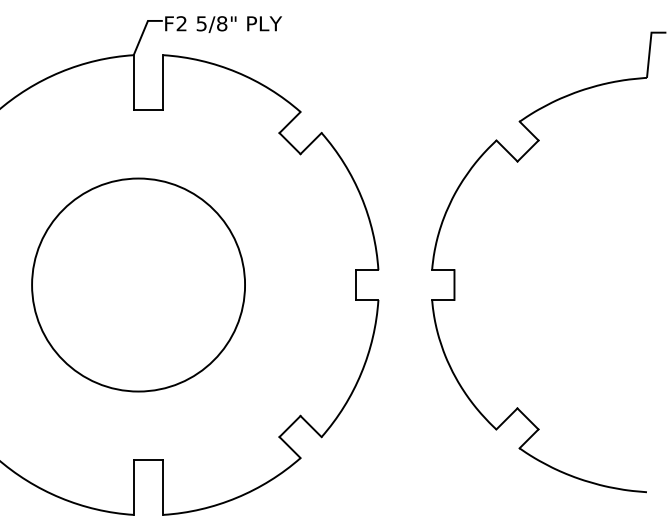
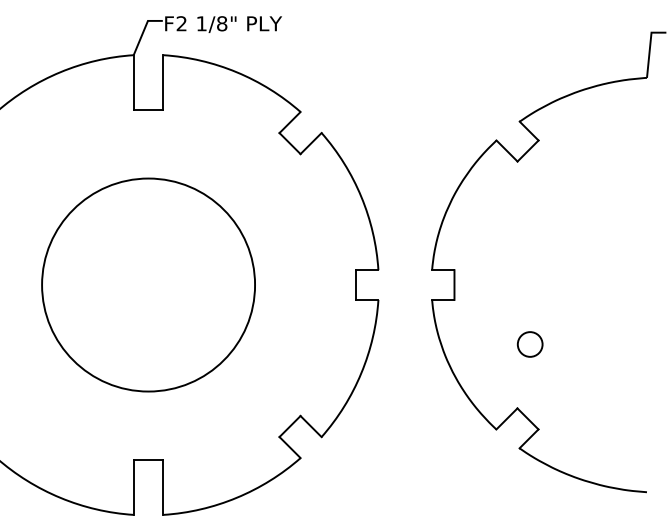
text: 5/8" -> 1/8" (201, 23)
circle position: (138, 284) -> (148, 284) (148, 284)
circle: none -> present (529, 344)
